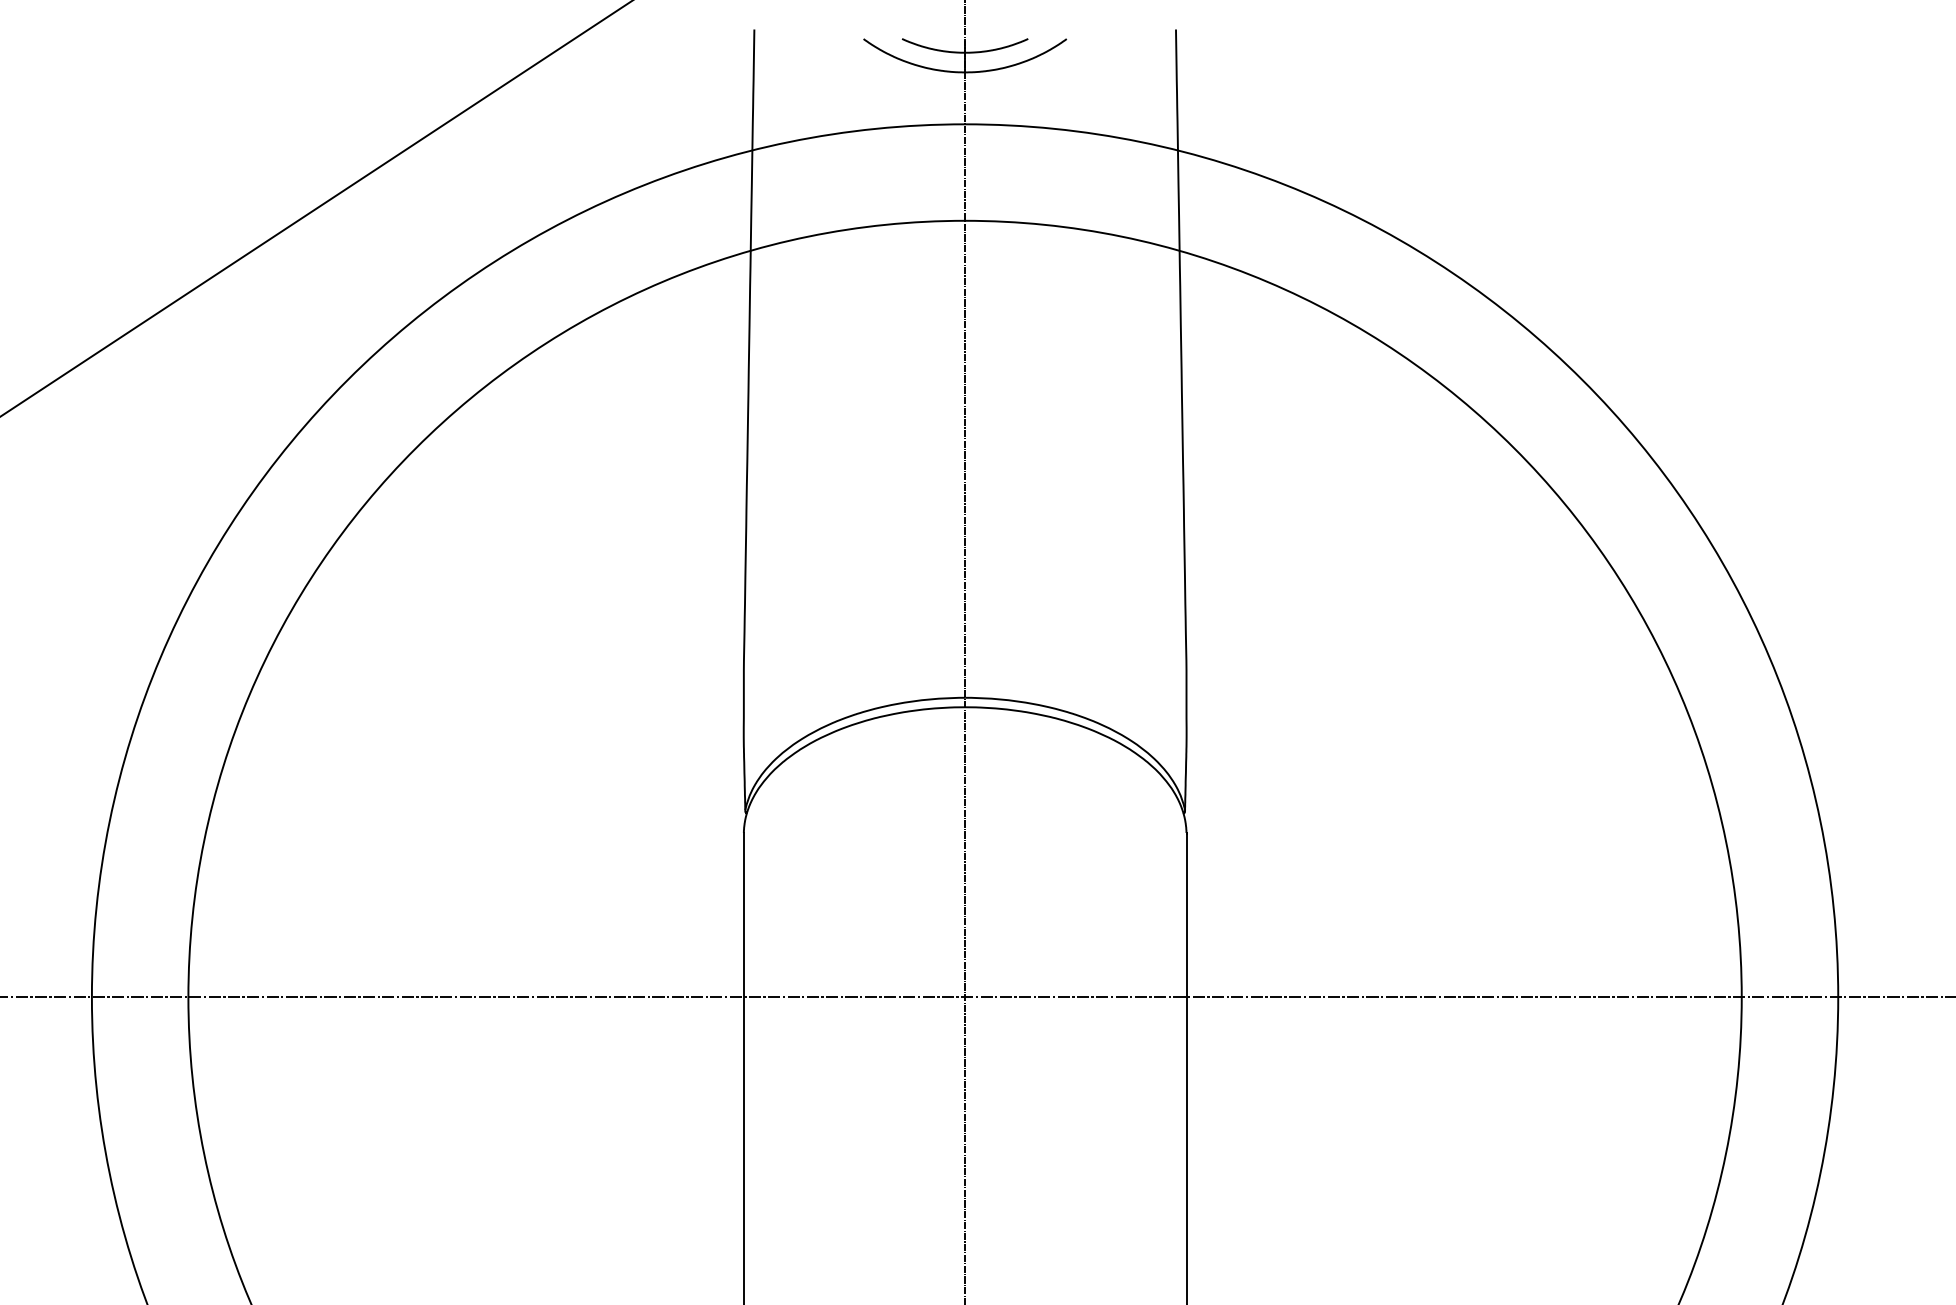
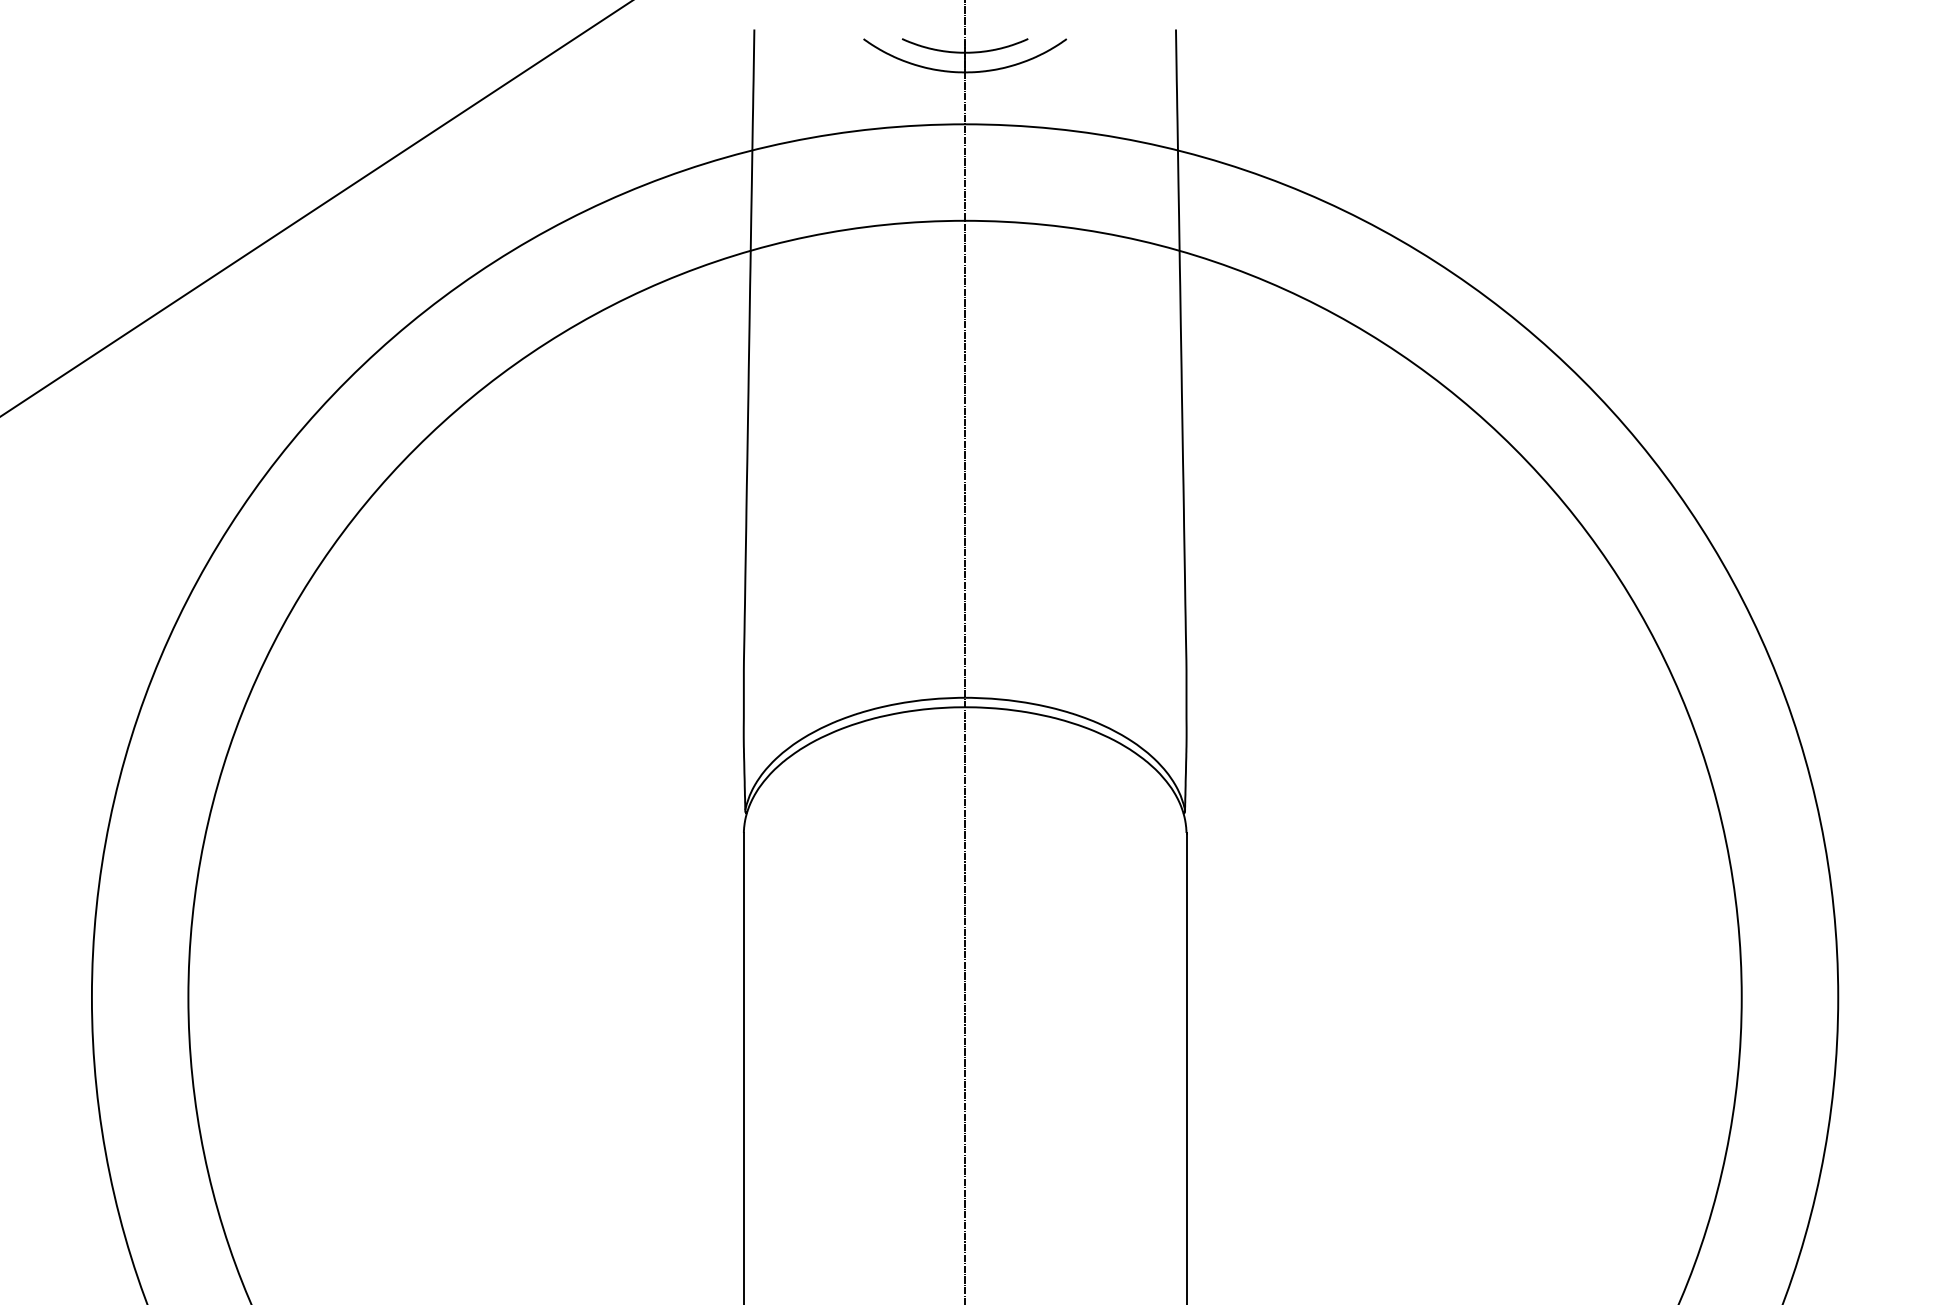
line: present -> none (977, 997)
